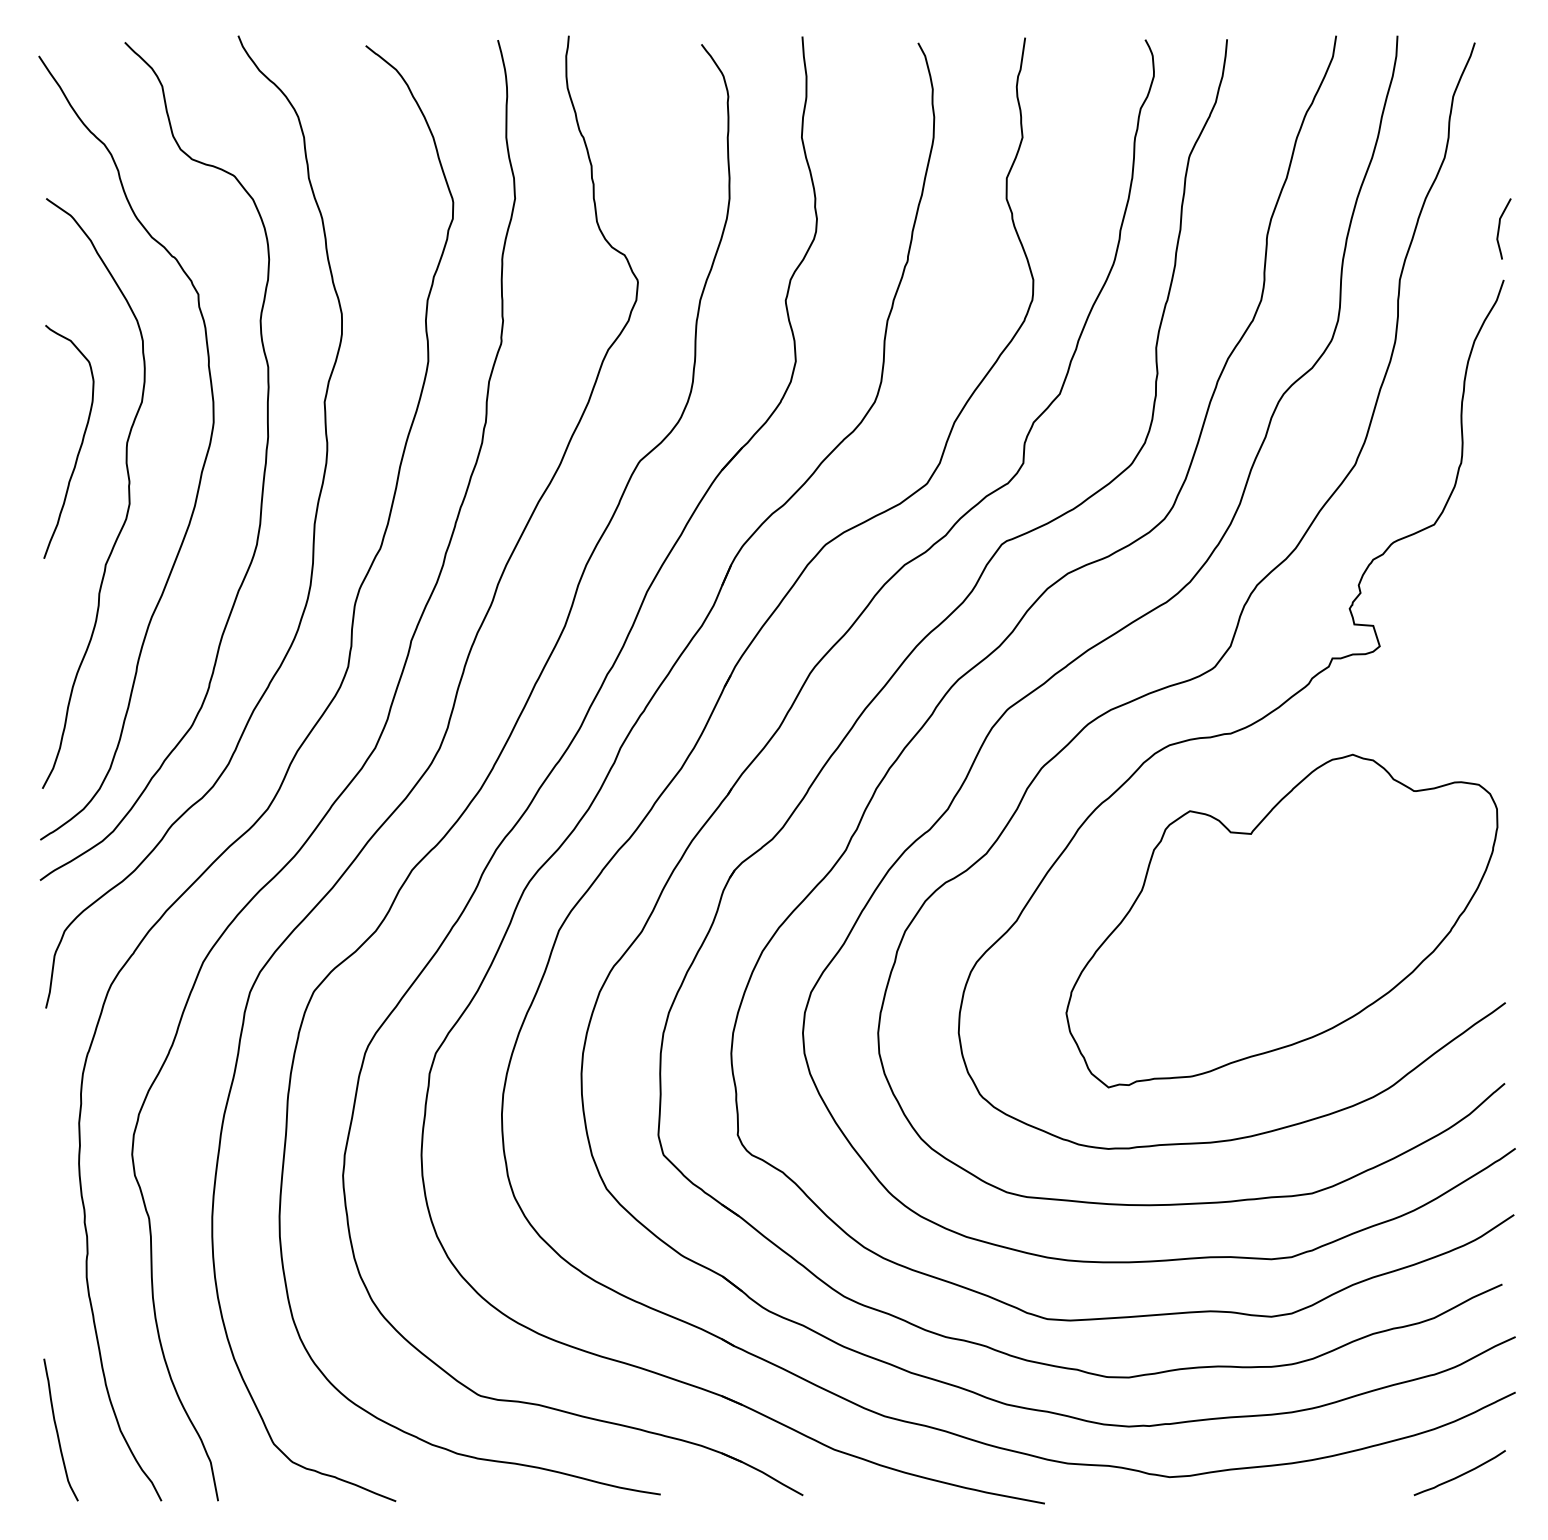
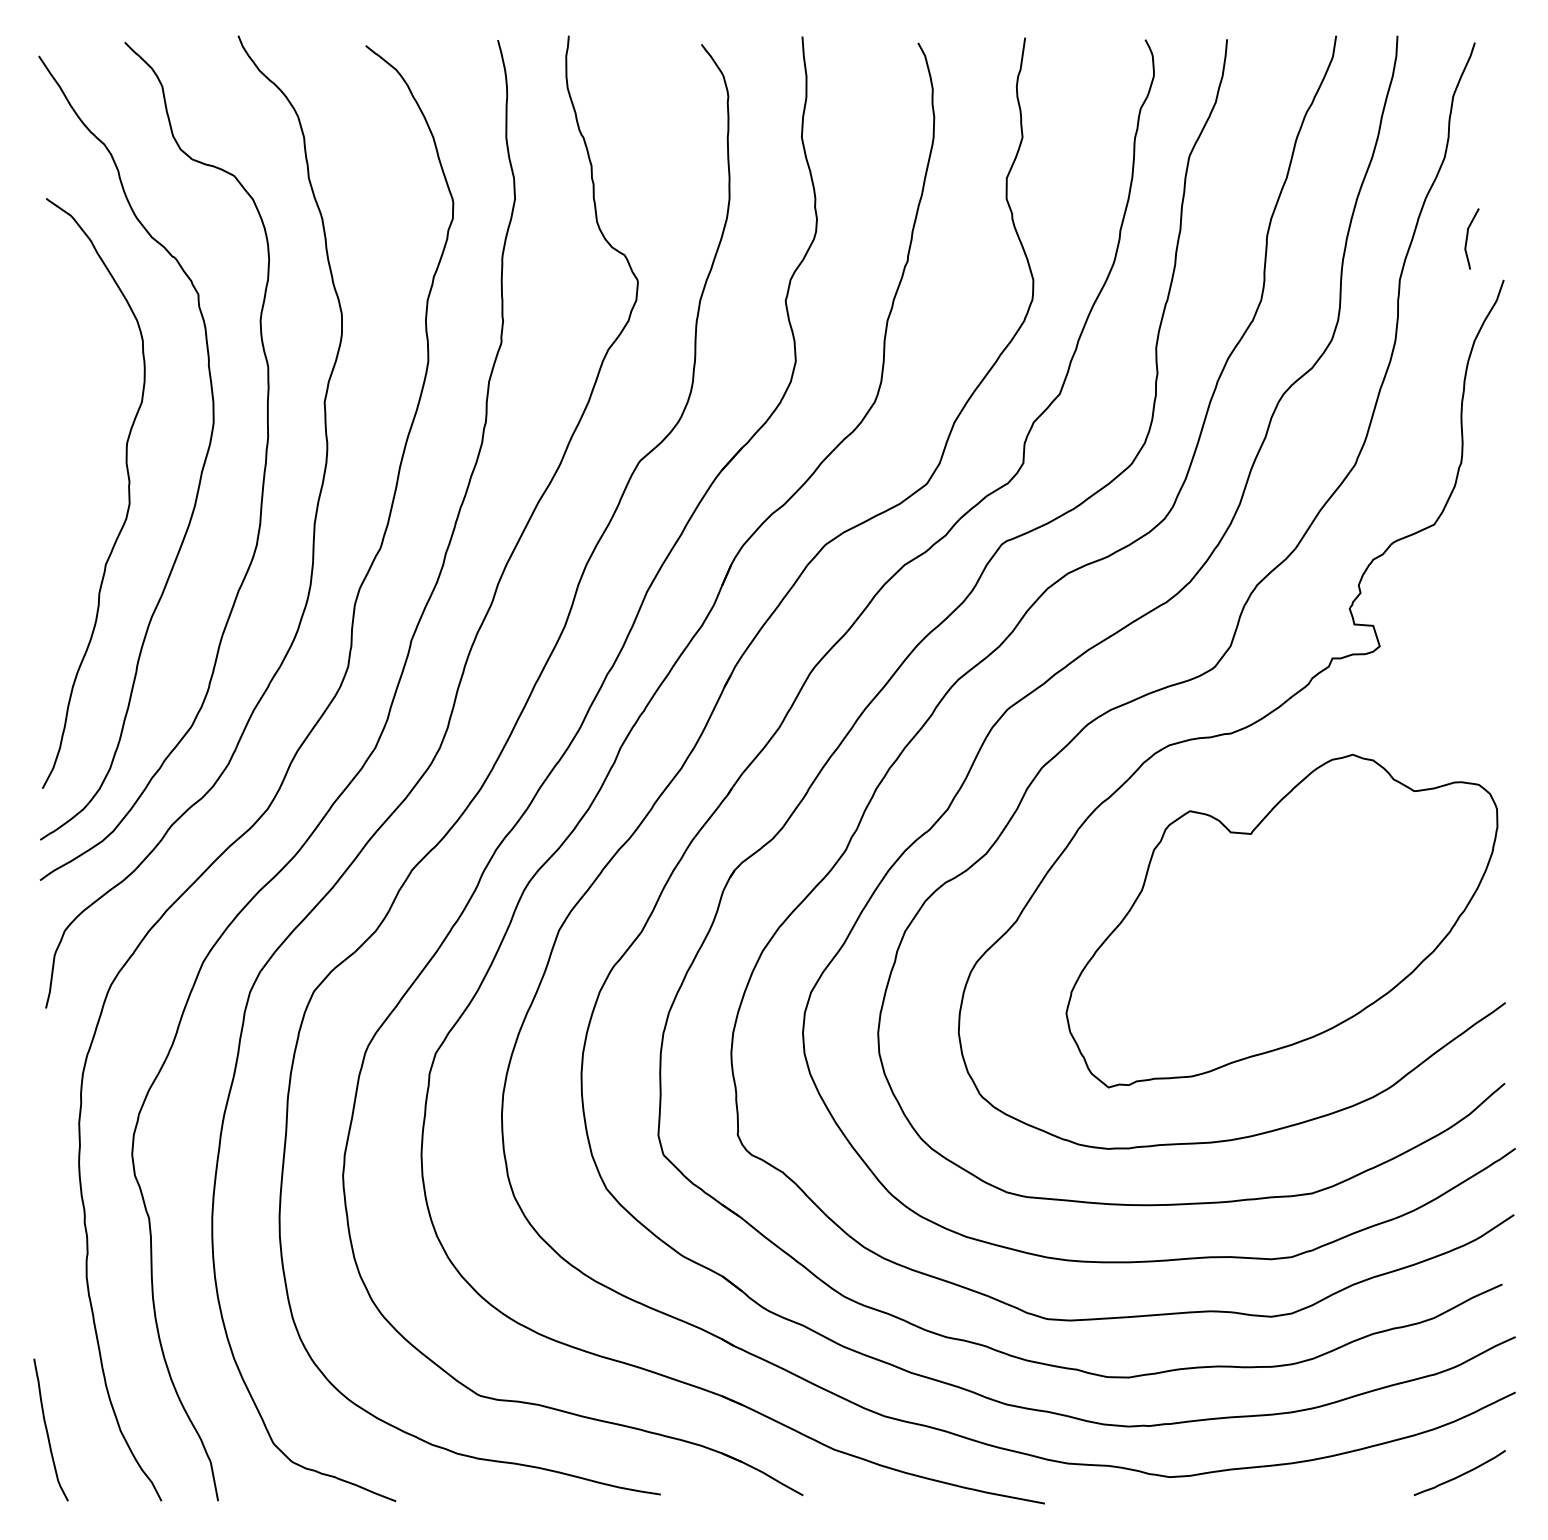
curve position: (1499, 228) -> (1467, 238) (1467, 238)
curve: present -> none (80, 444)
curve position: (57, 1429) -> (47, 1429) (47, 1429)
